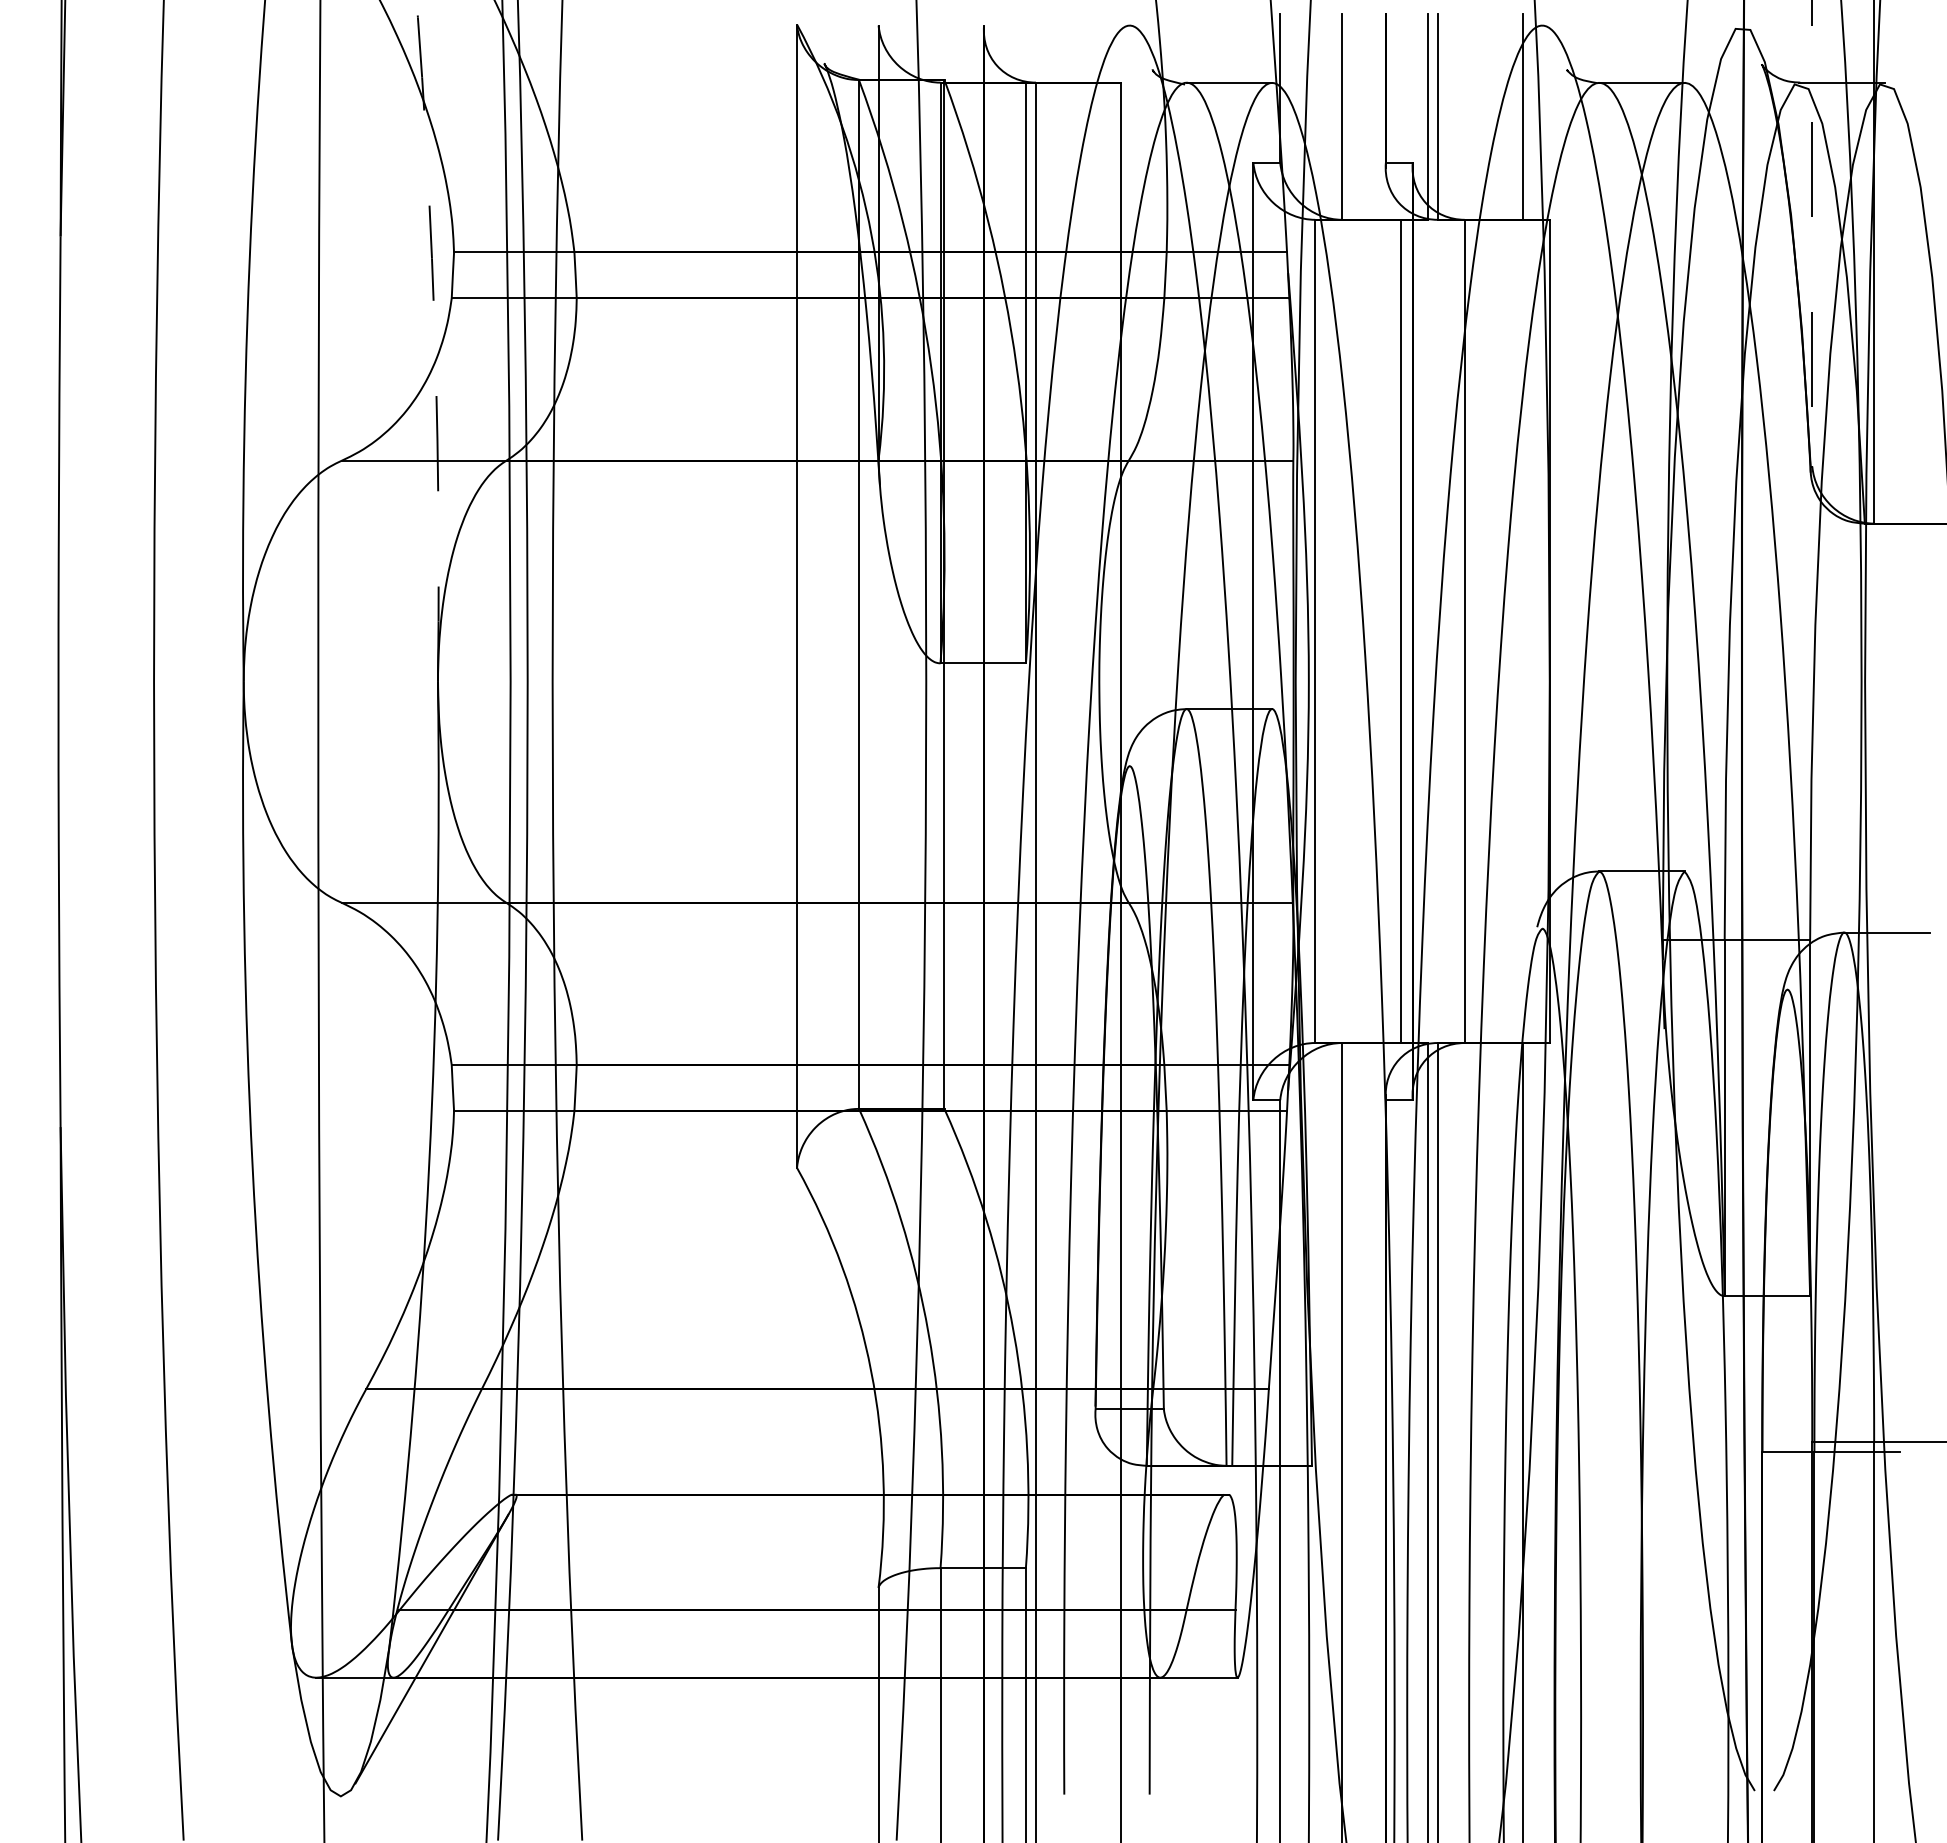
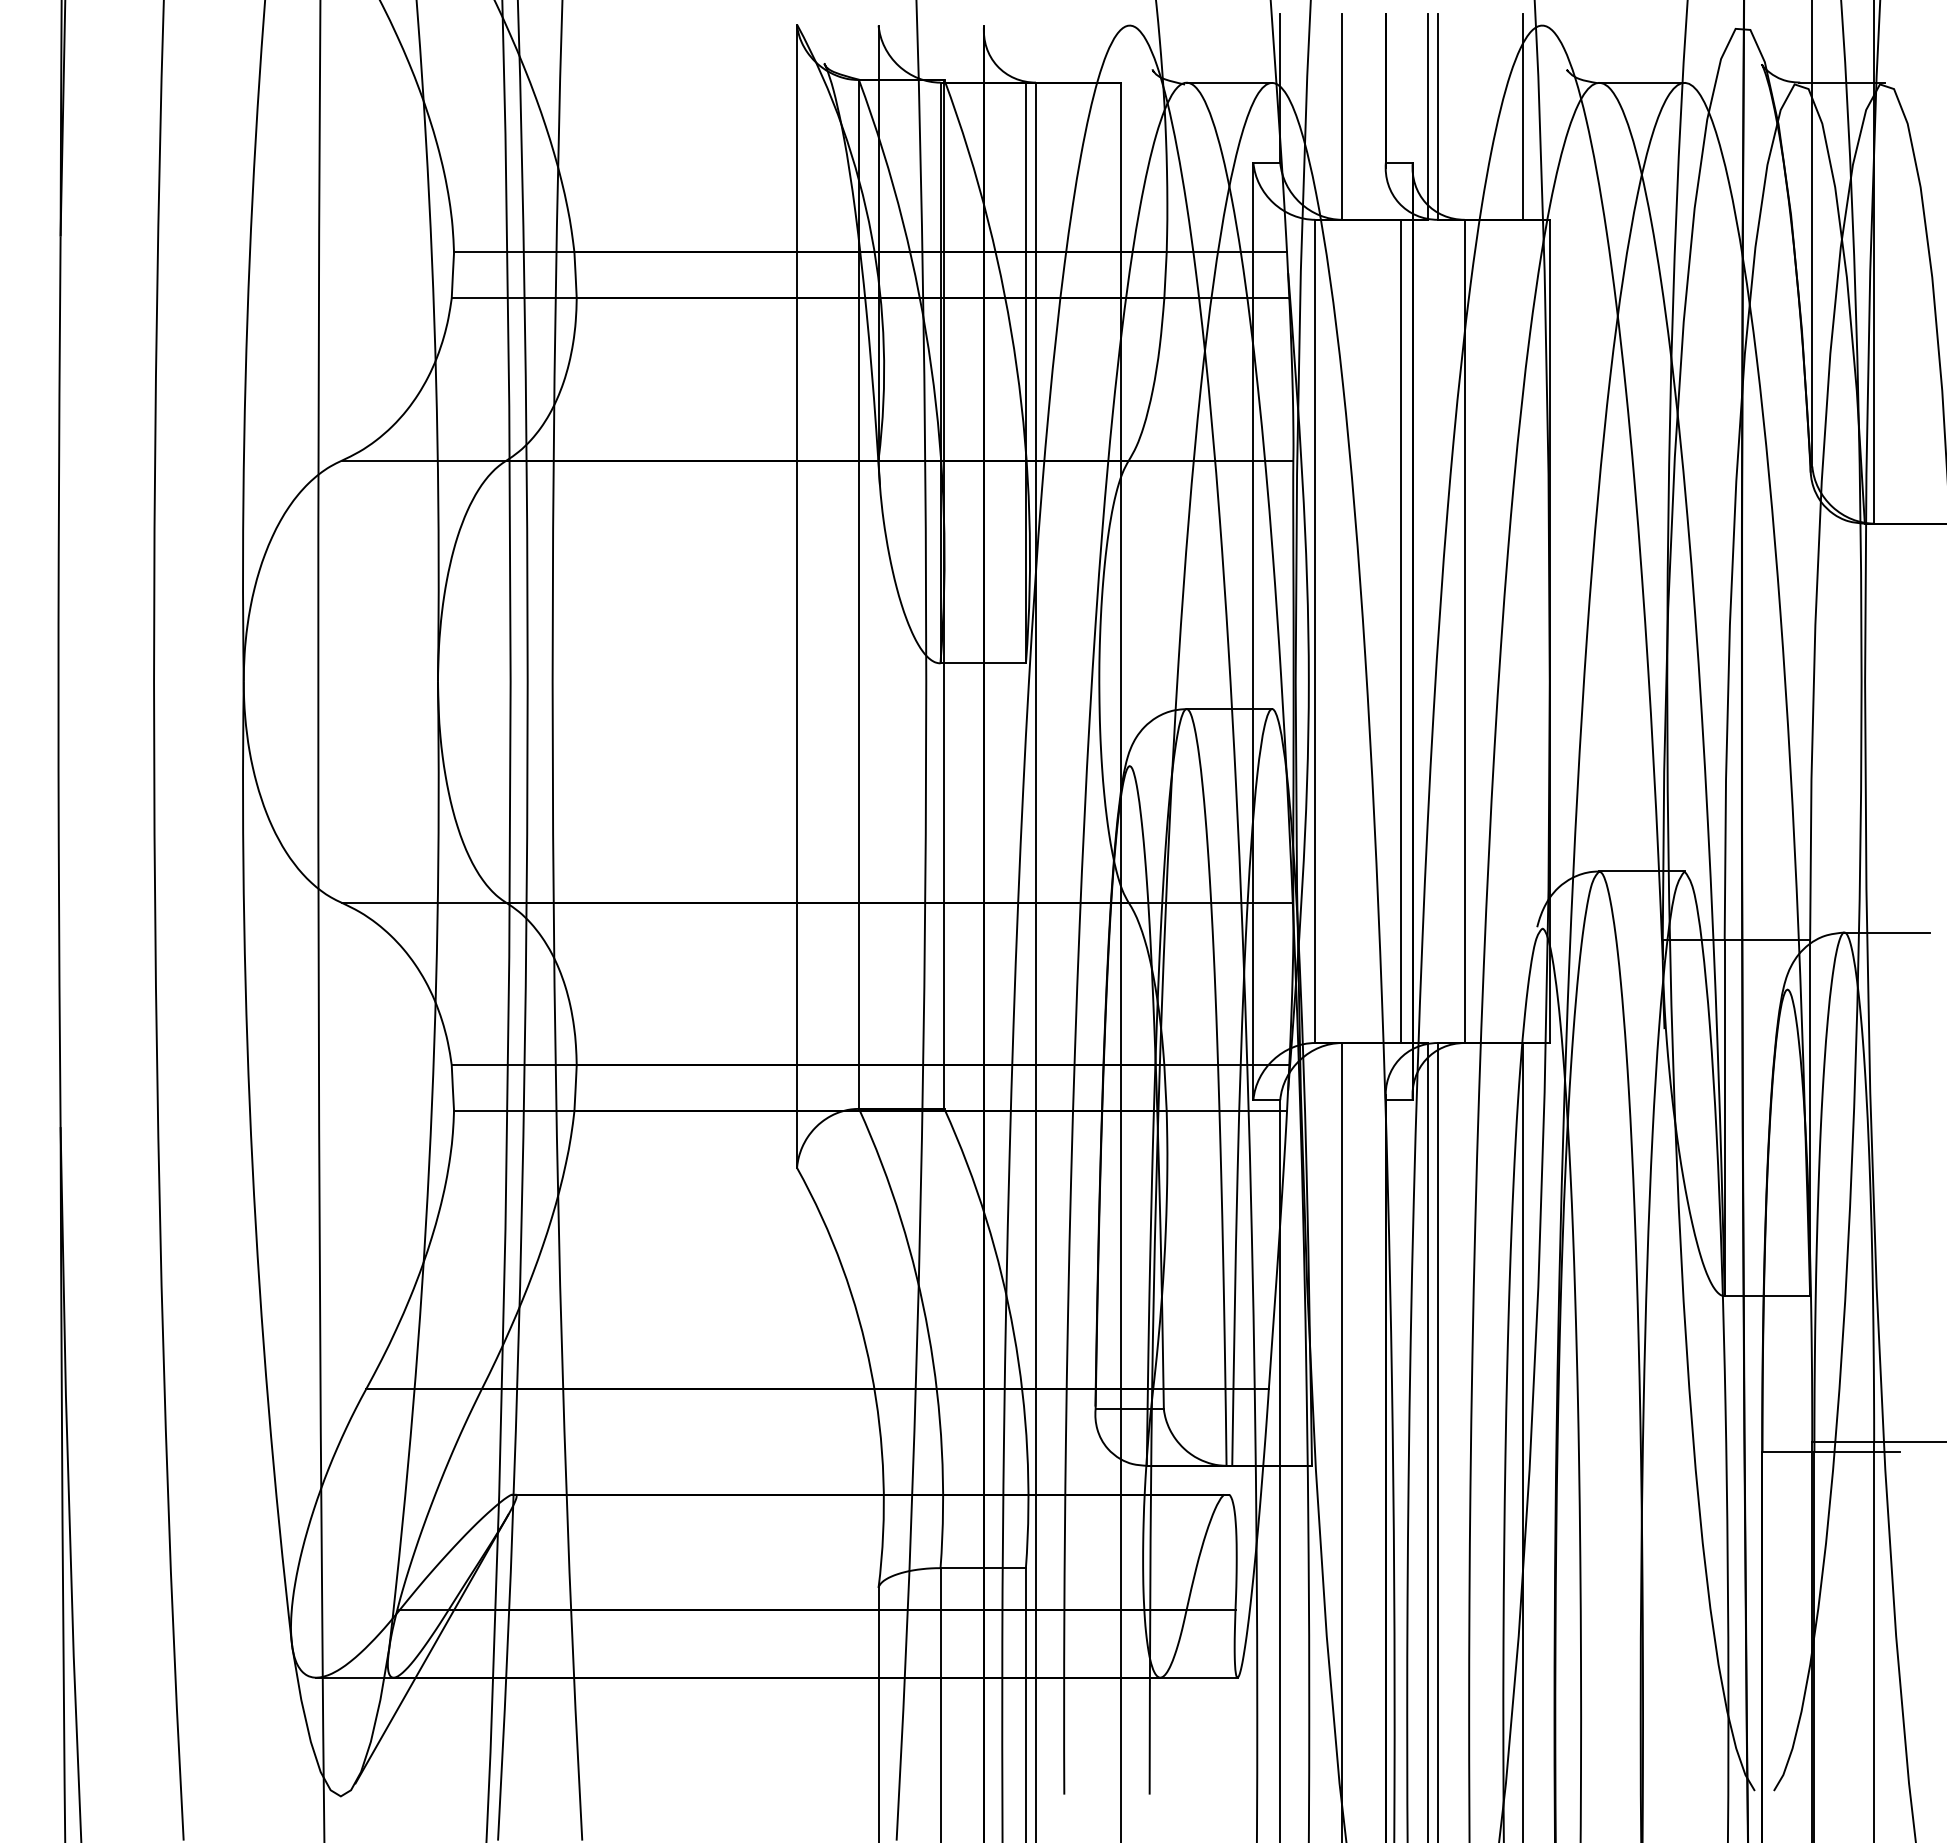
line: dashed -> solid (1812, 233)
arc: dashed -> solid (434, 339)
